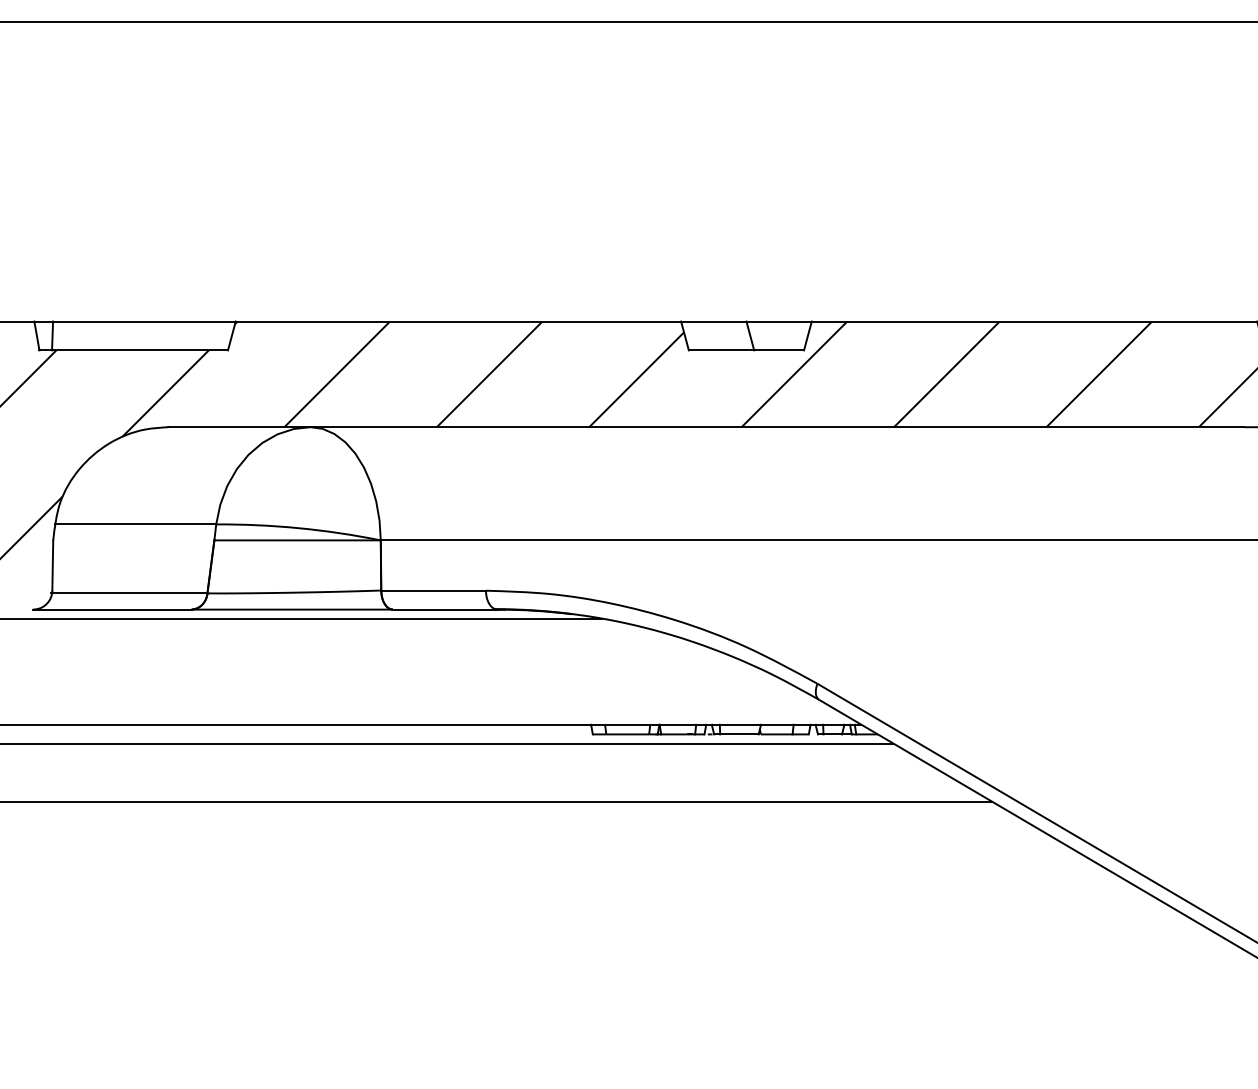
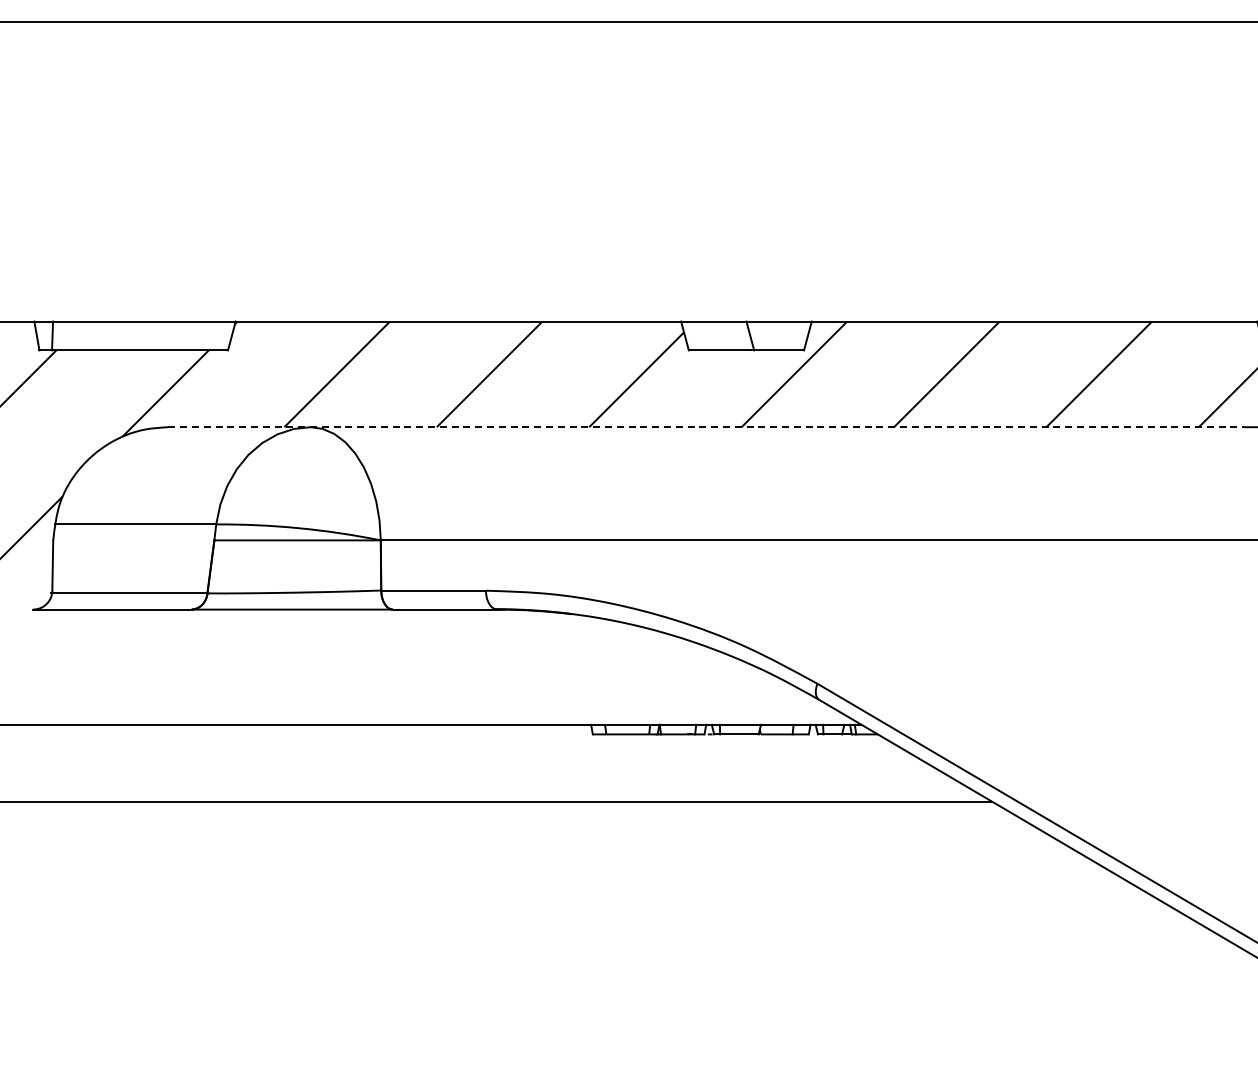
line: solid -> dashed (706, 427)
line: present -> none (302, 619)
line: present -> none (447, 744)
